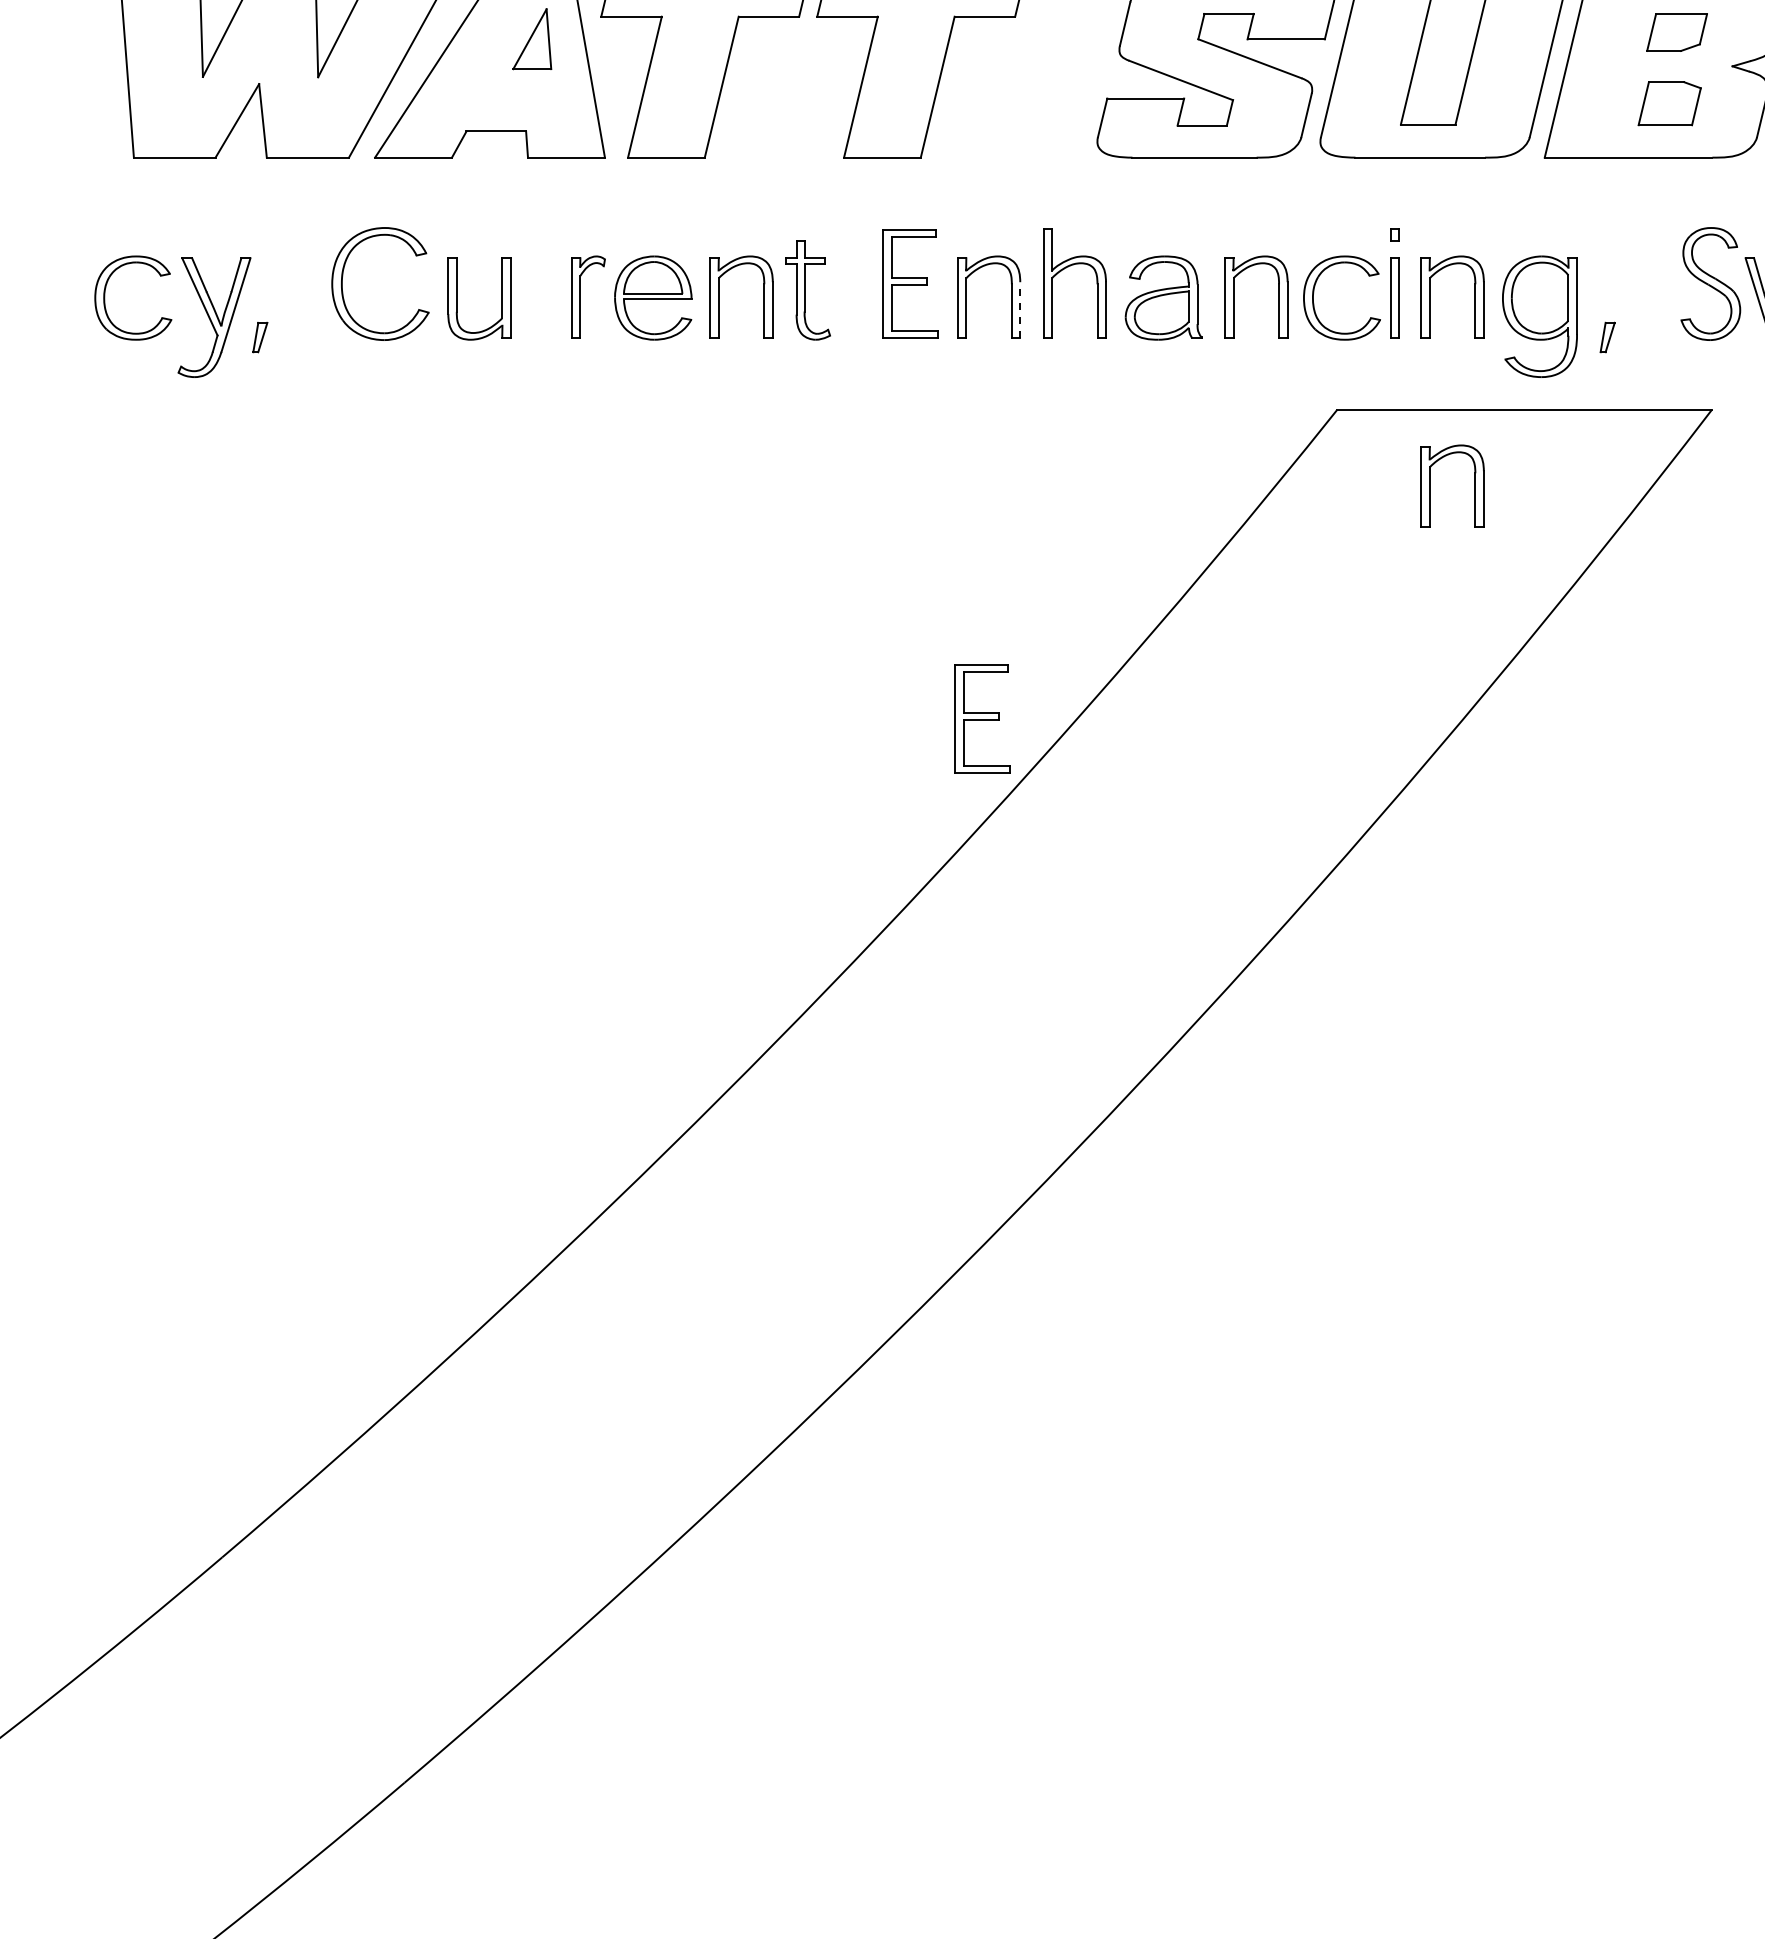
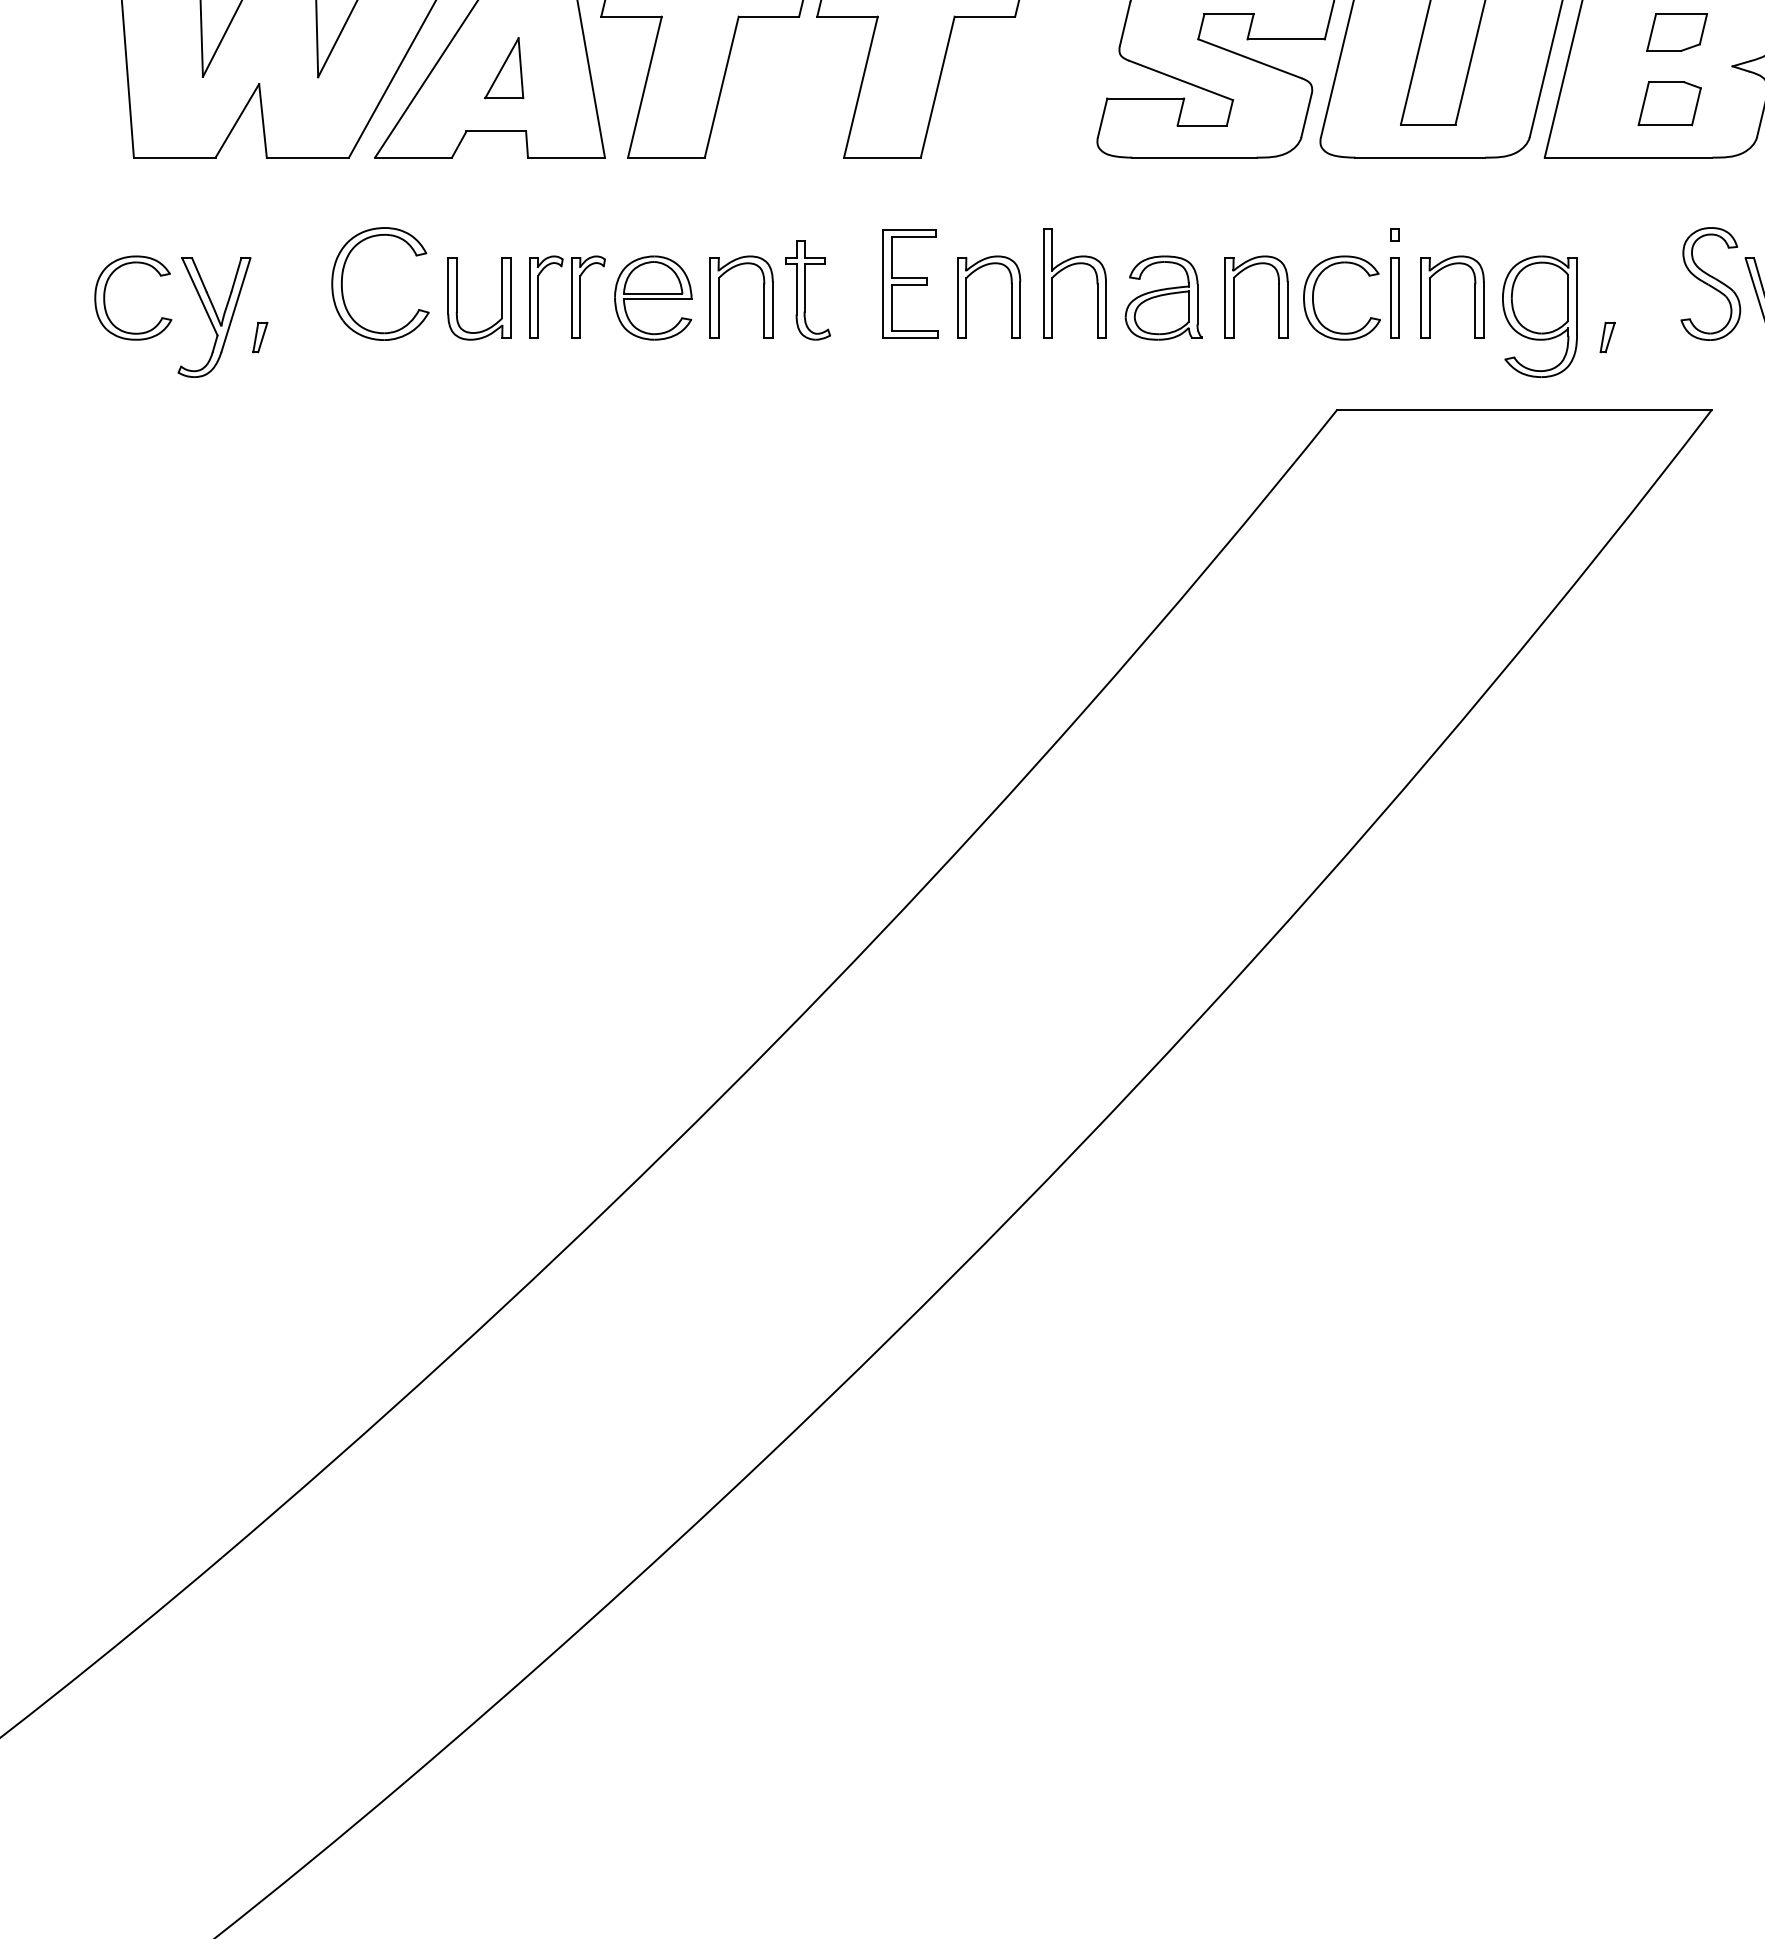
part position: (532, 39) -> (504, 68) (504, 68)
part: none -> present (538, 296)
line: dashed -> solid (1020, 310)
part: present -> none (1430, 485)
part: present -> none (982, 718)
